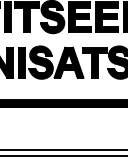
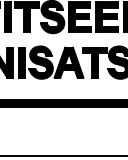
line: present -> none (63, 149)
